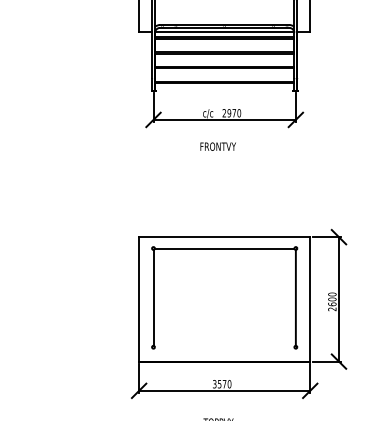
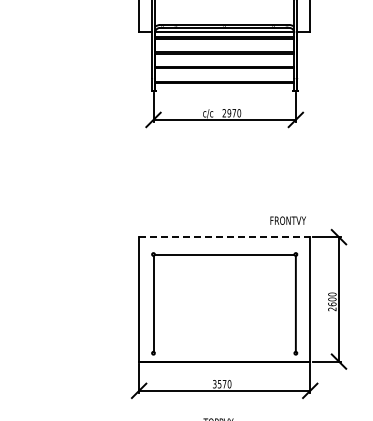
text position: (217, 146) -> (287, 220) (287, 220)
line: solid -> dashed (224, 237)
part position: (224, 249) -> (224, 255) (224, 255)
